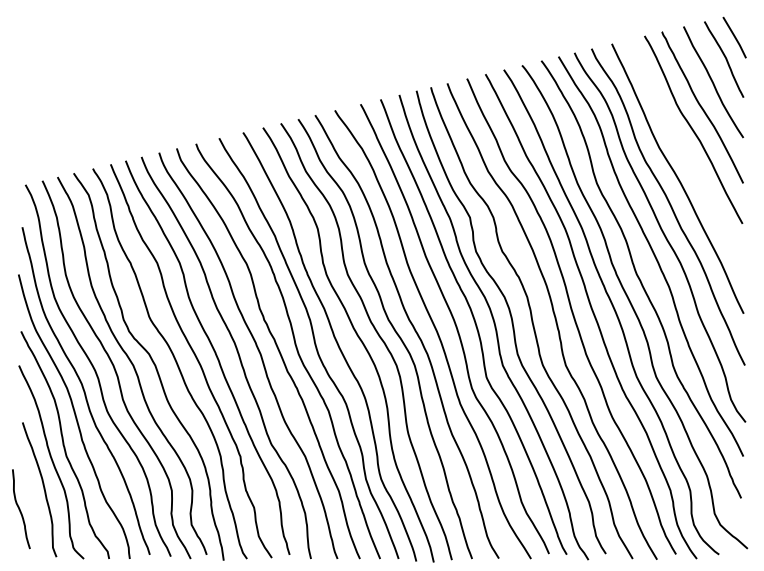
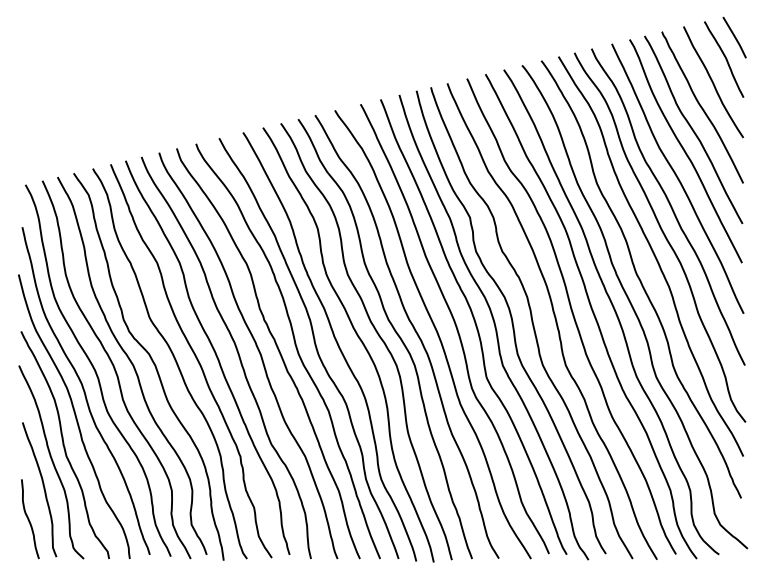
curve: none -> present (685, 151)
curve position: (20, 509) -> (29, 519) (29, 519)
